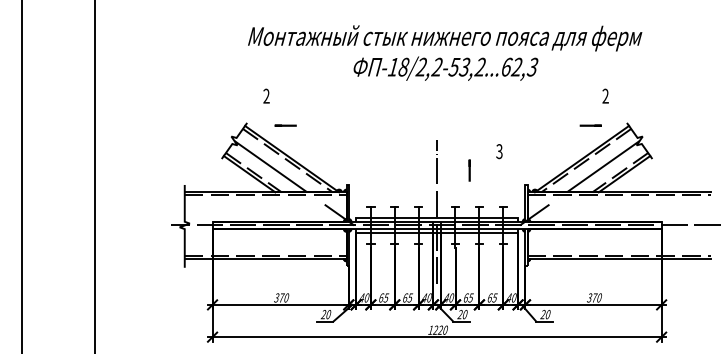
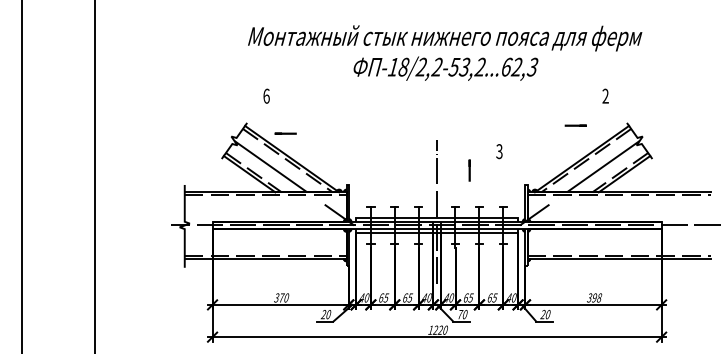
text: 2 -> 6 (266, 95)
line position: (285, 125) -> (285, 133) (285, 133)
line position: (590, 125) -> (575, 125) (575, 125)
text: 370 -> 398 (597, 297)
text: 20 -> 70 (460, 314)
